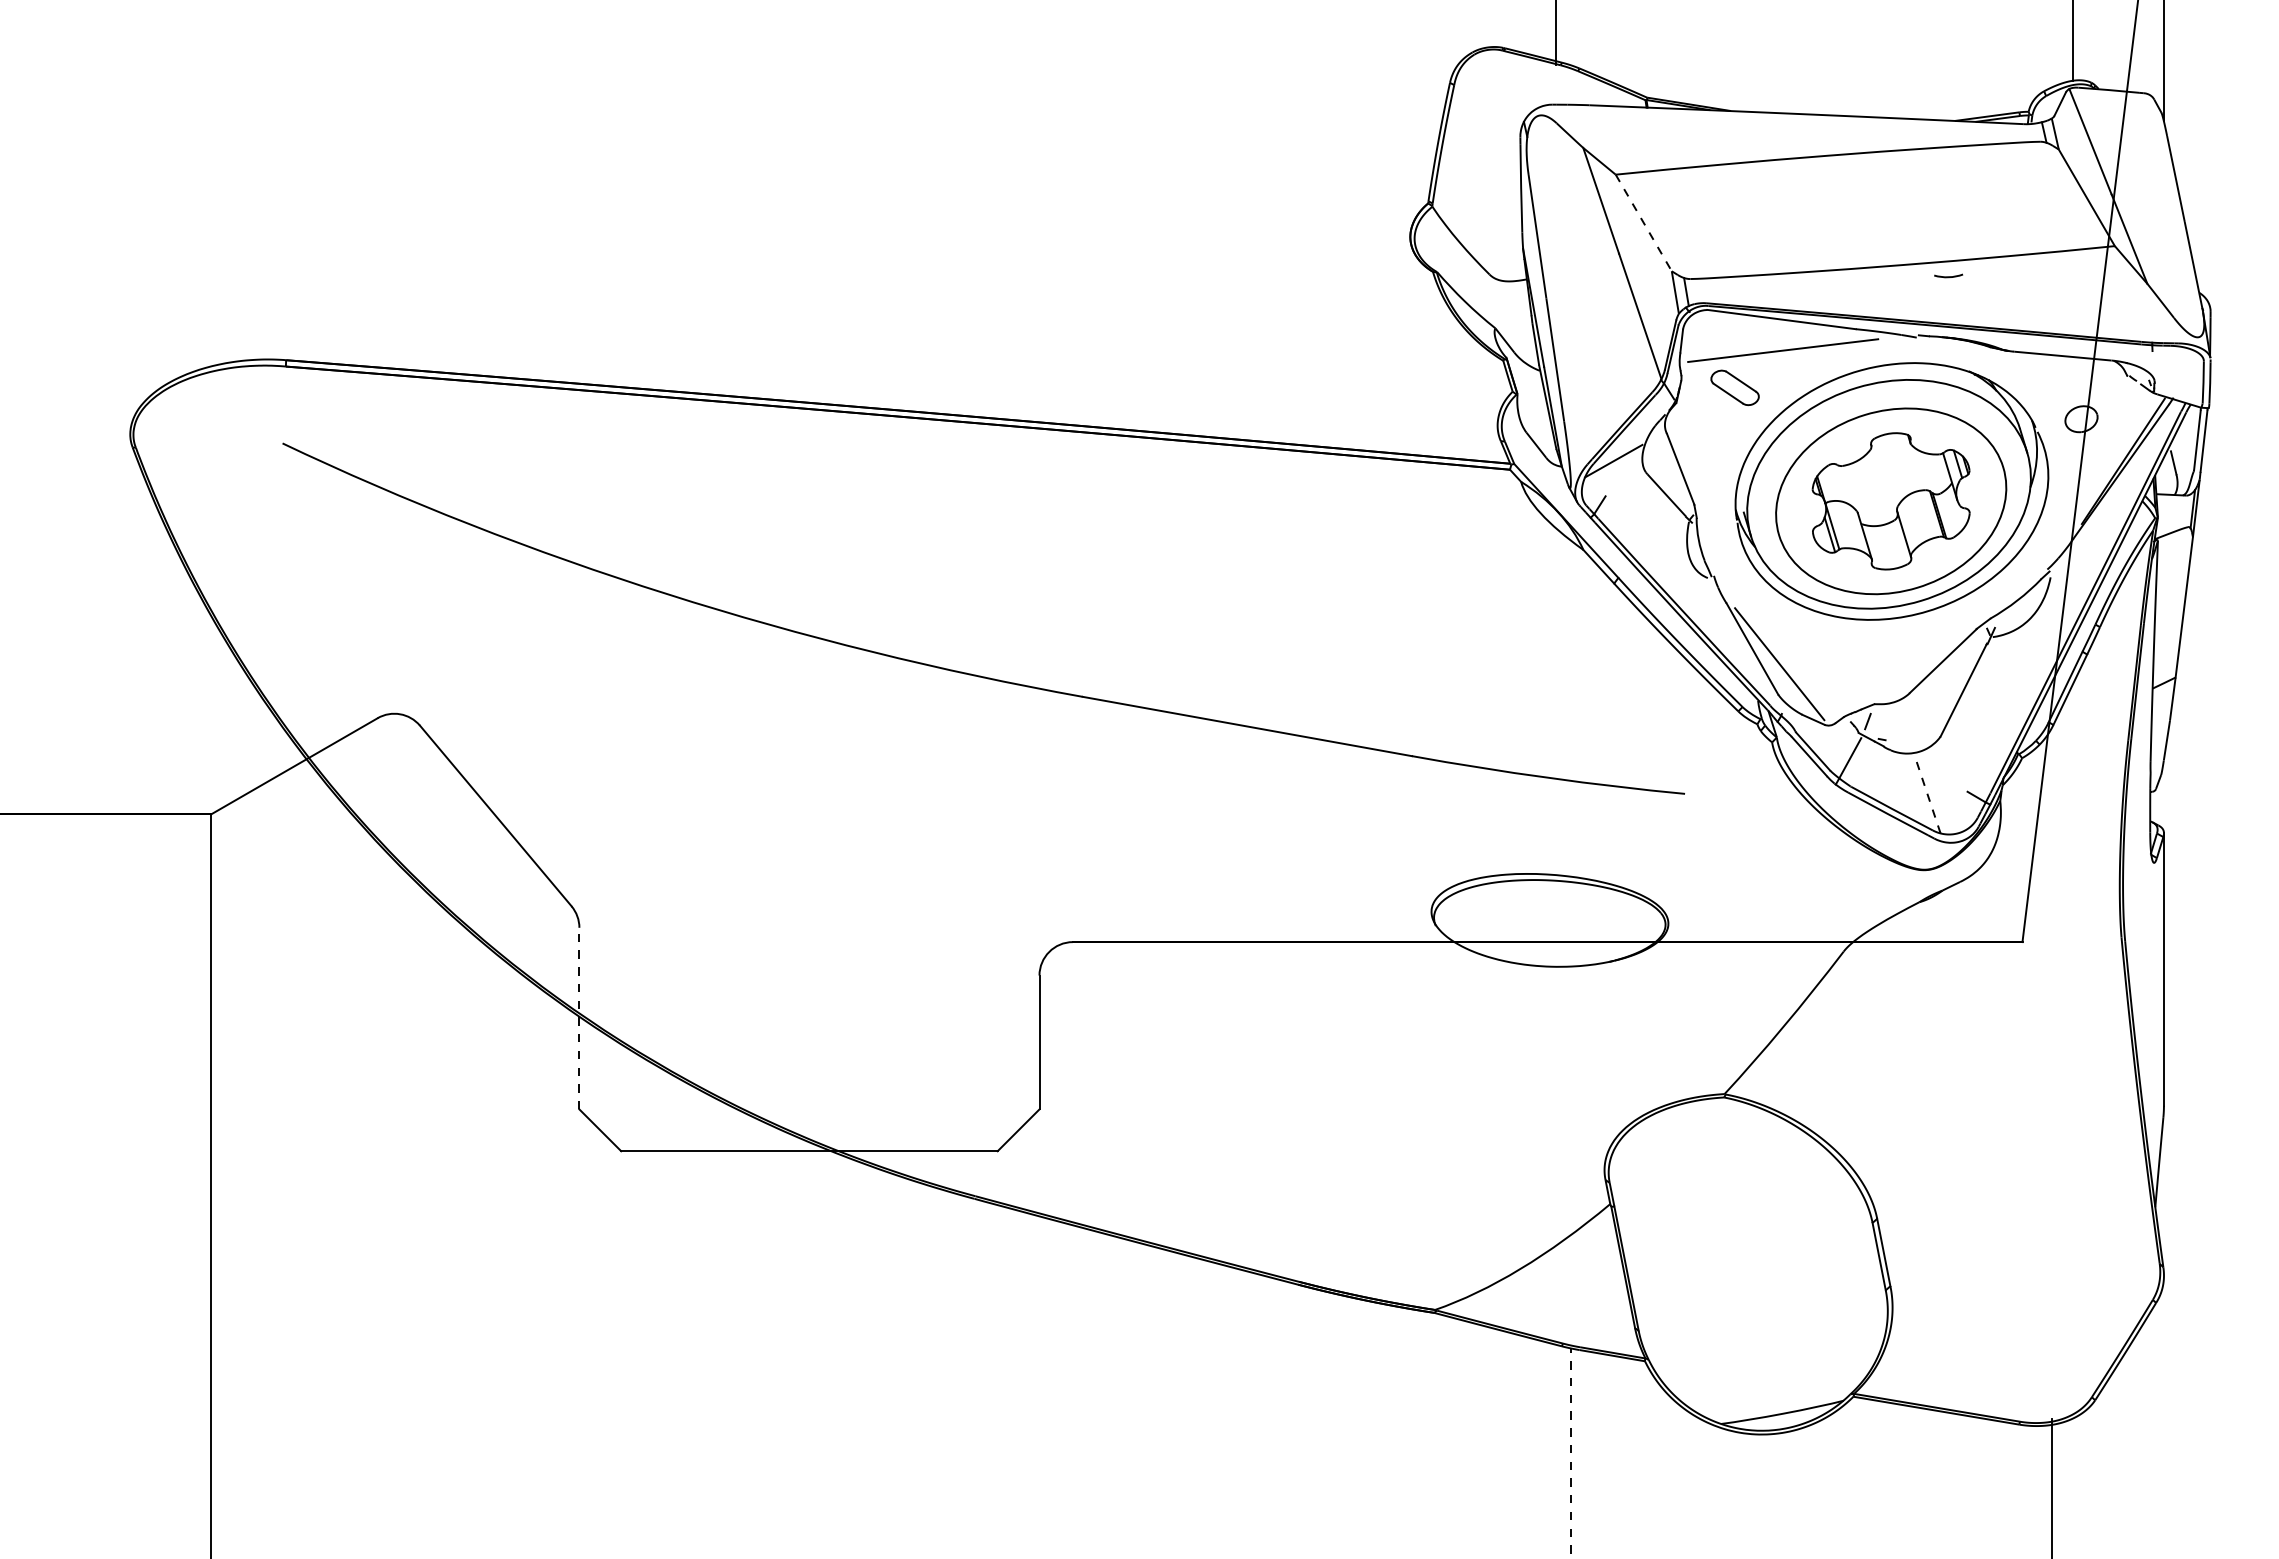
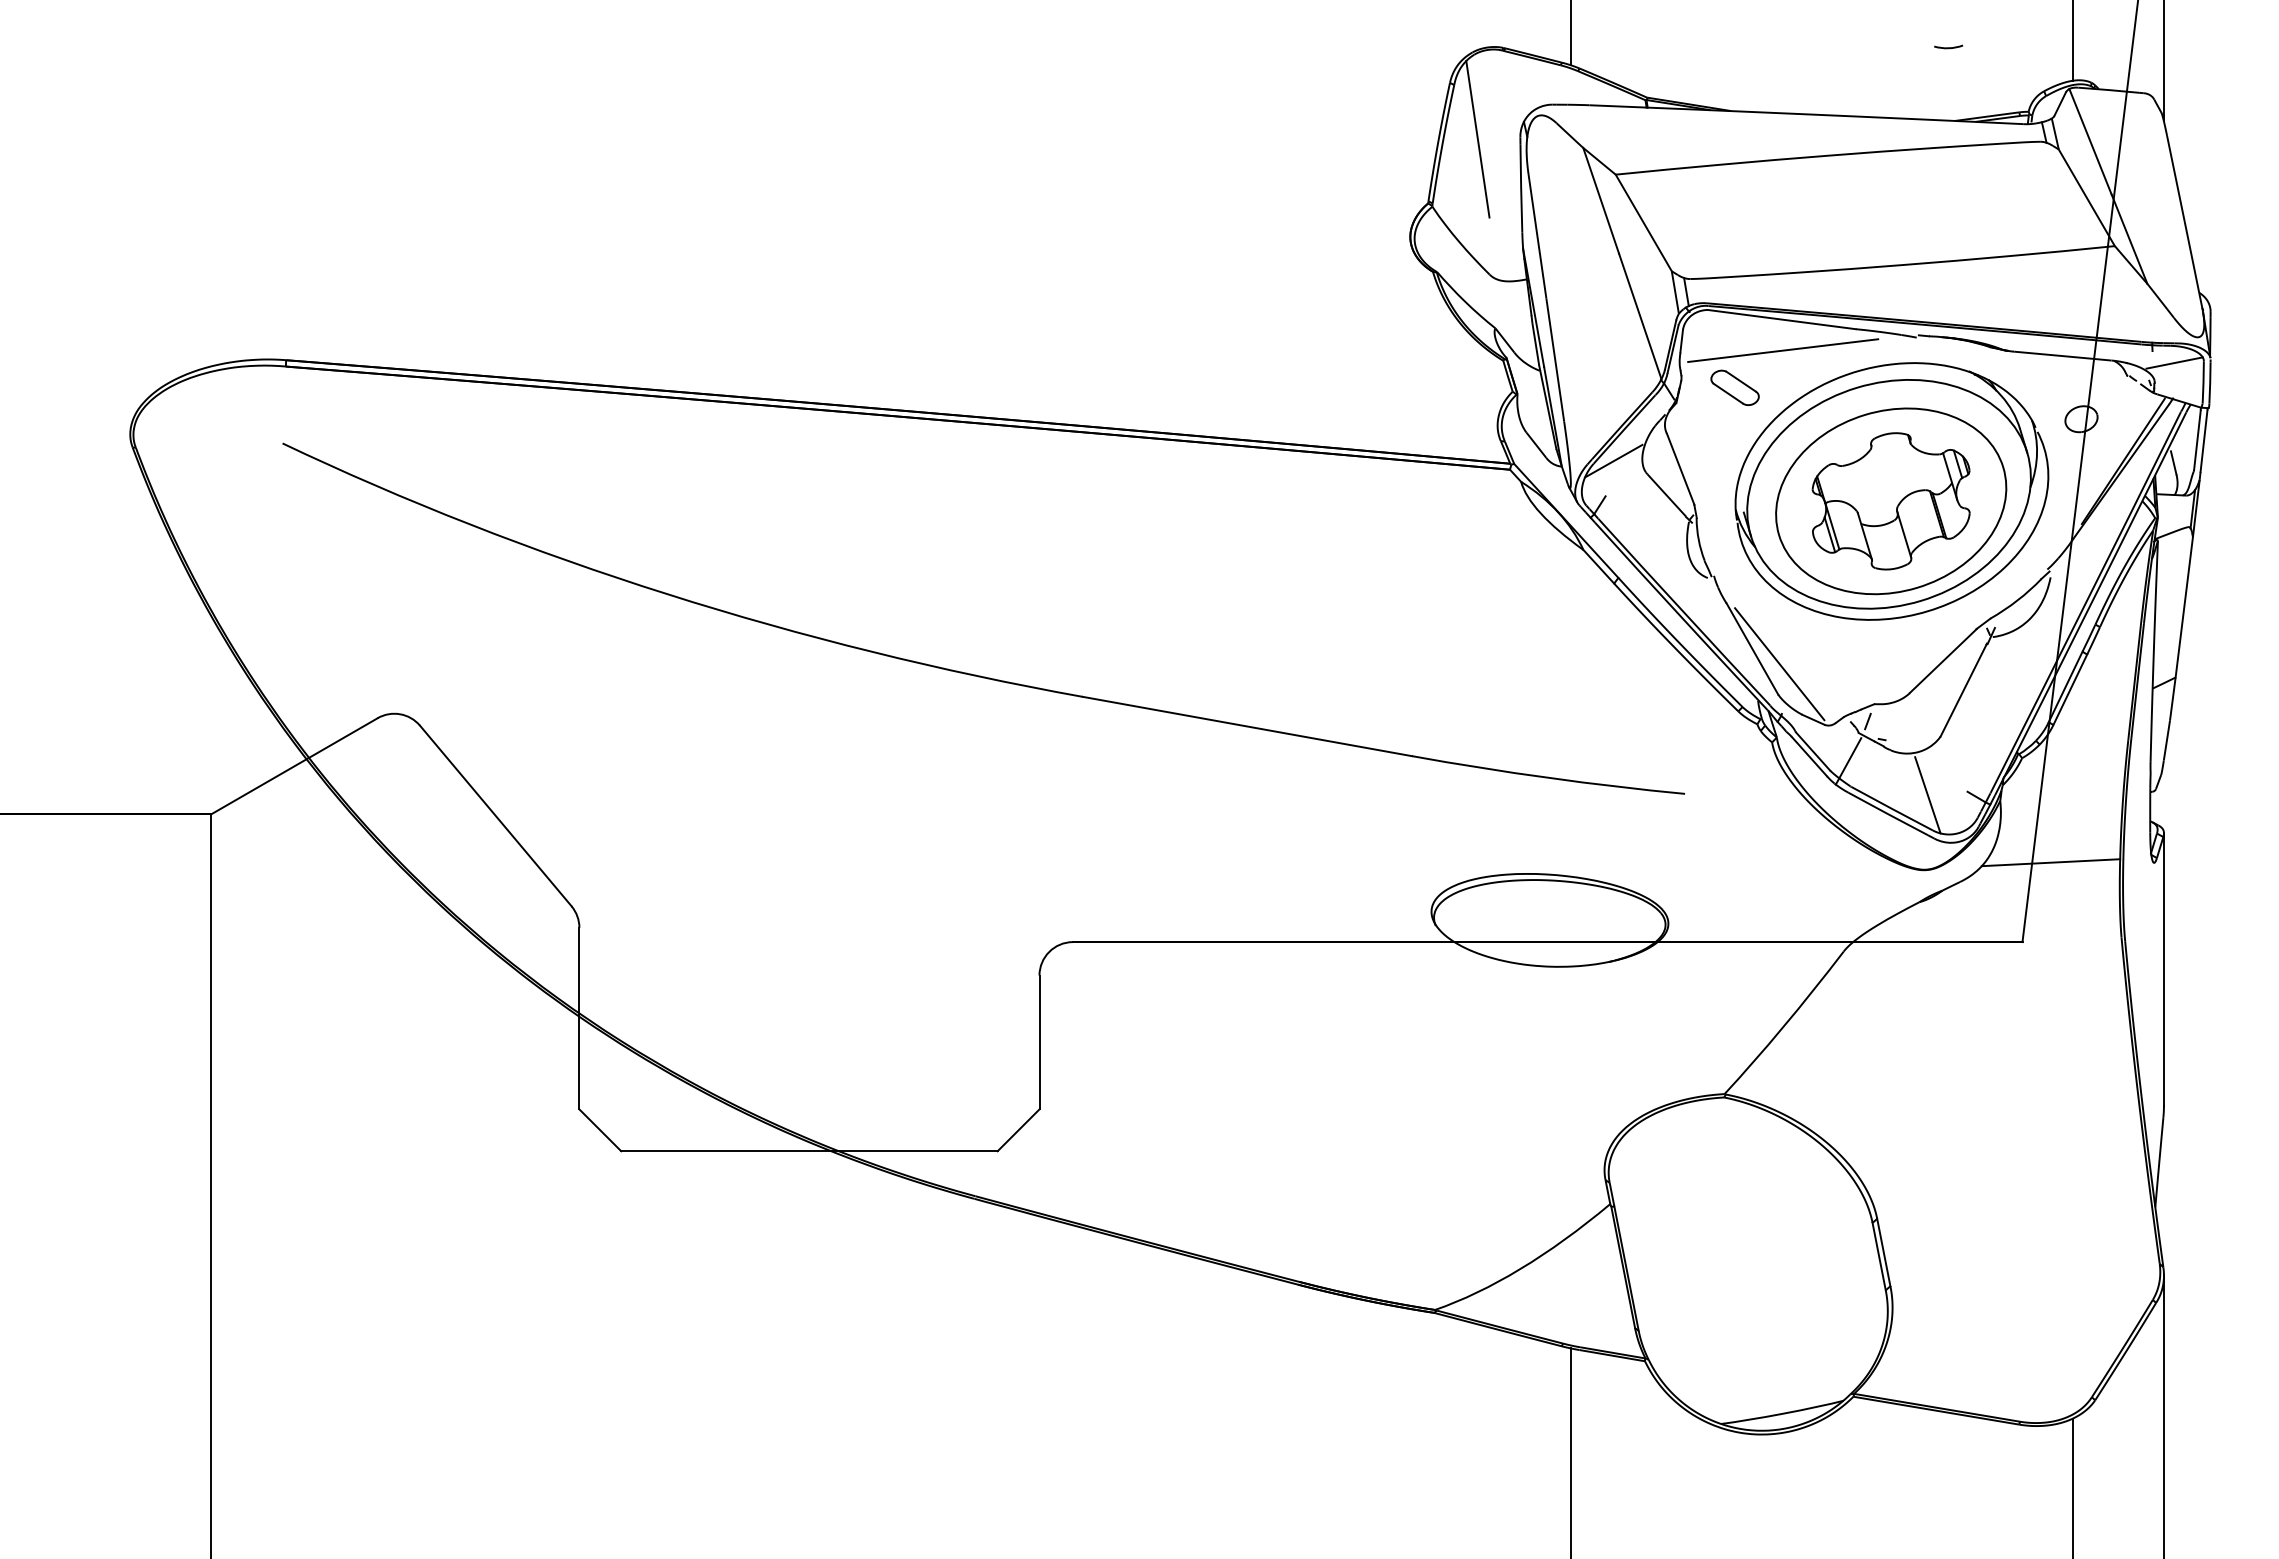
line position: (1555, 33) -> (1570, 33) (1570, 33)
line: none -> present (1477, 139)
line: dashed -> solid (1643, 222)
arc position: (1948, 276) -> (1948, 47) (1948, 47)
line: none -> present (2174, 362)
line: dashed -> solid (1927, 794)
line: none -> present (2050, 862)
line: dashed -> solid (579, 1018)
line: none -> present (2163, 1414)
line: dashed -> solid (1570, 1453)
line position: (2051, 1486) -> (2072, 1486) (2072, 1486)
